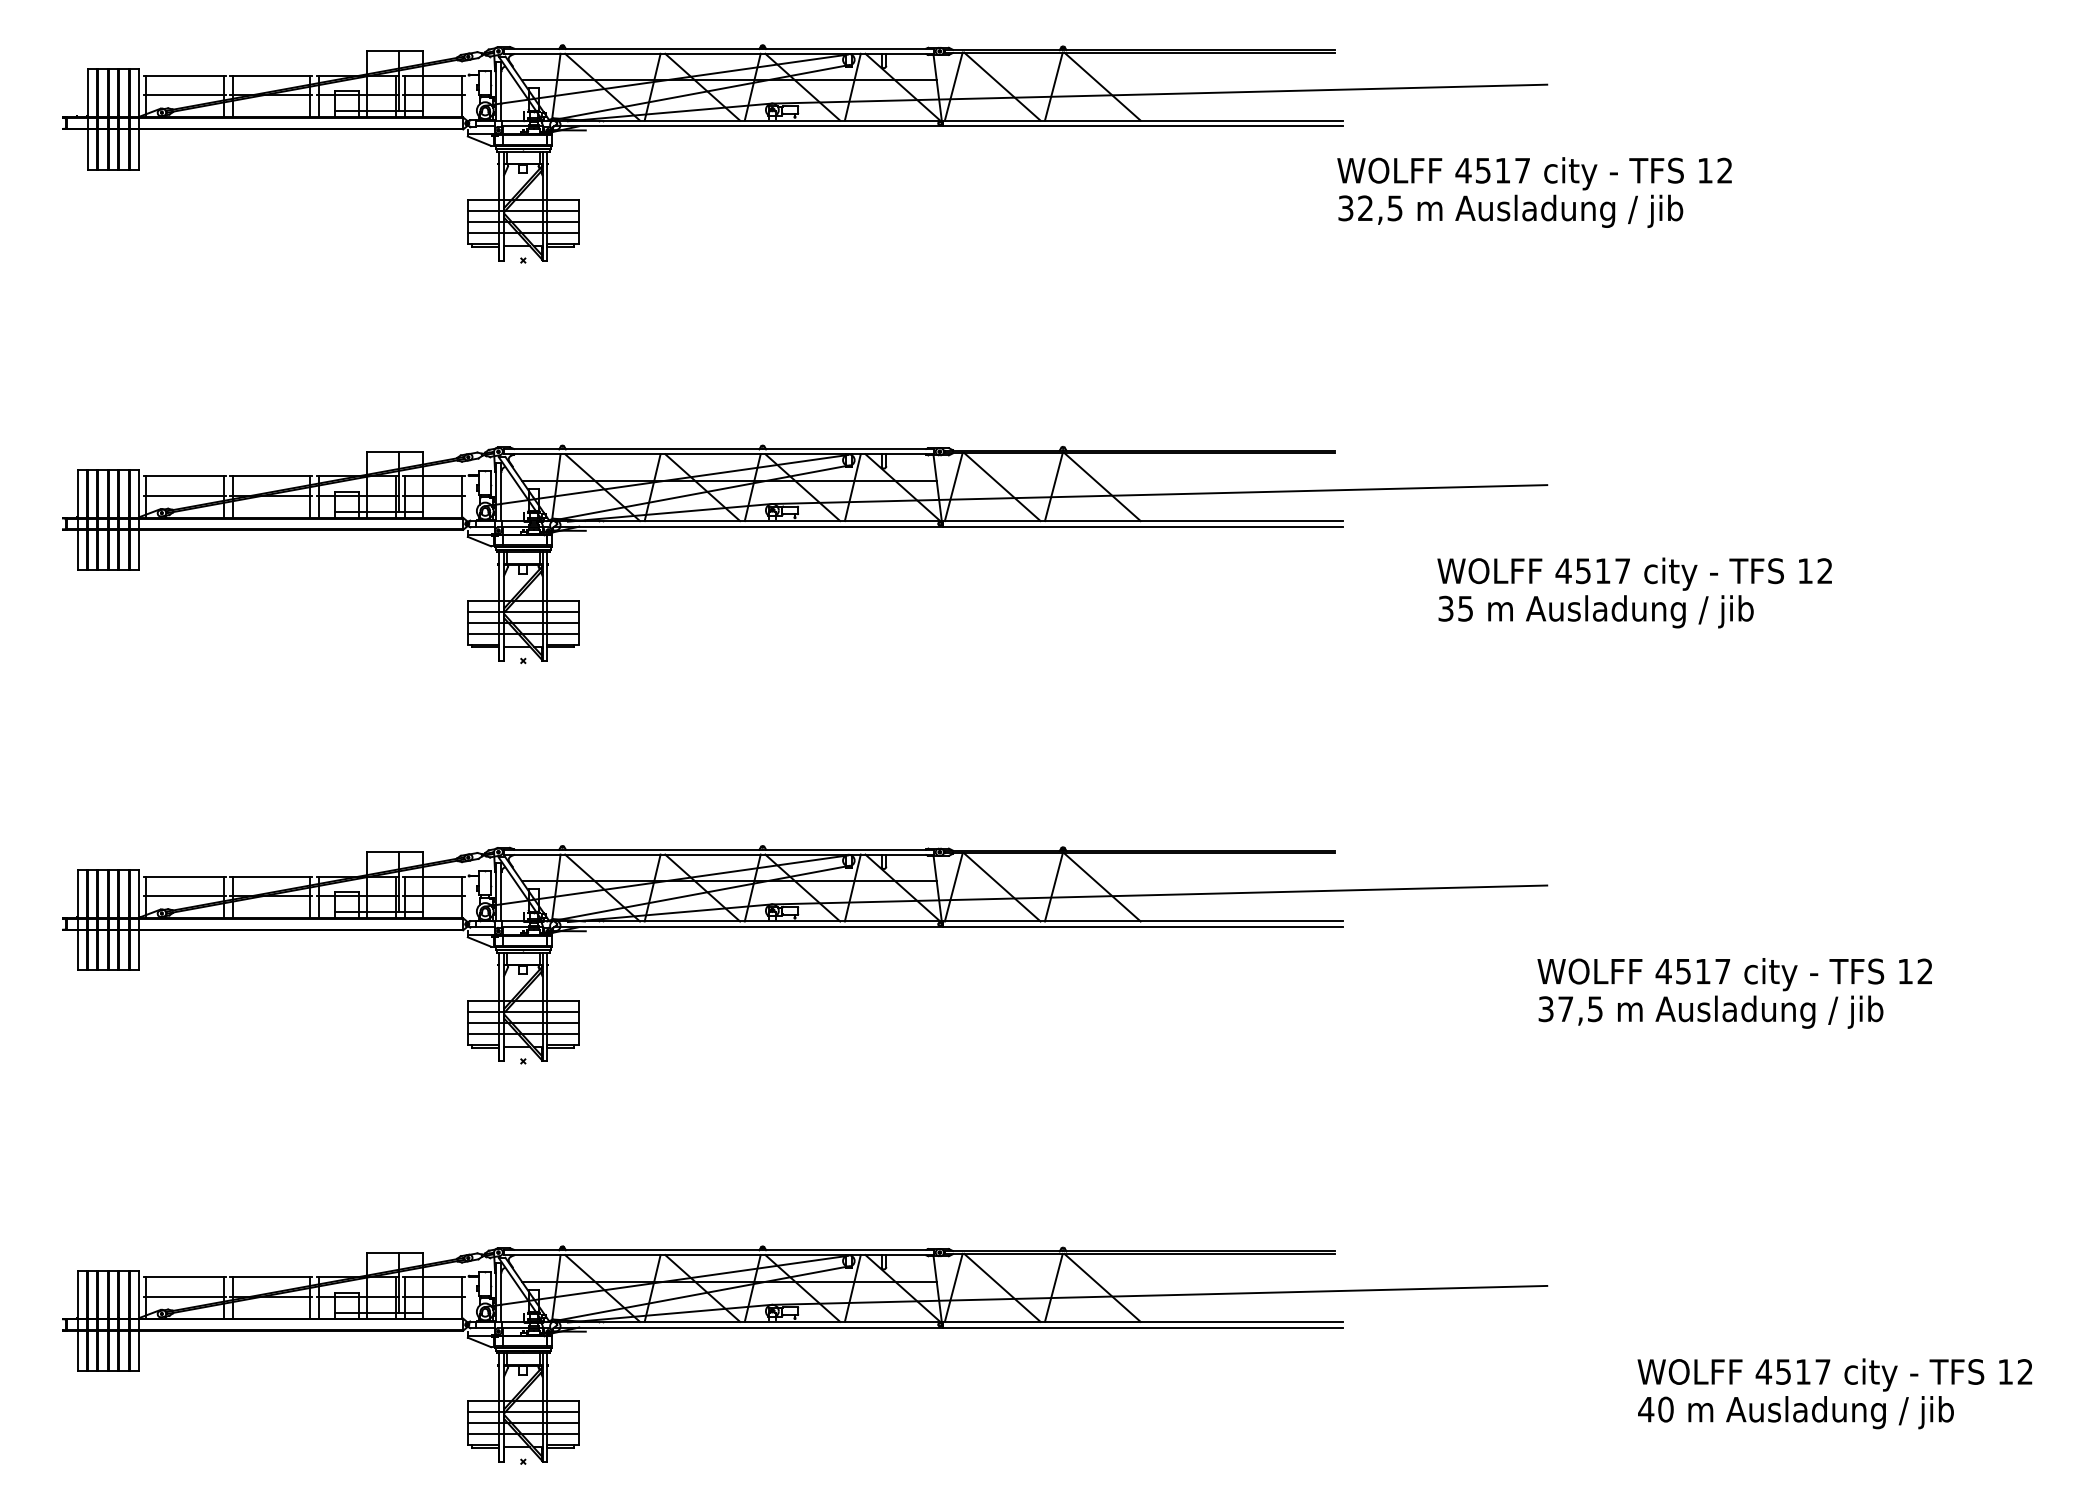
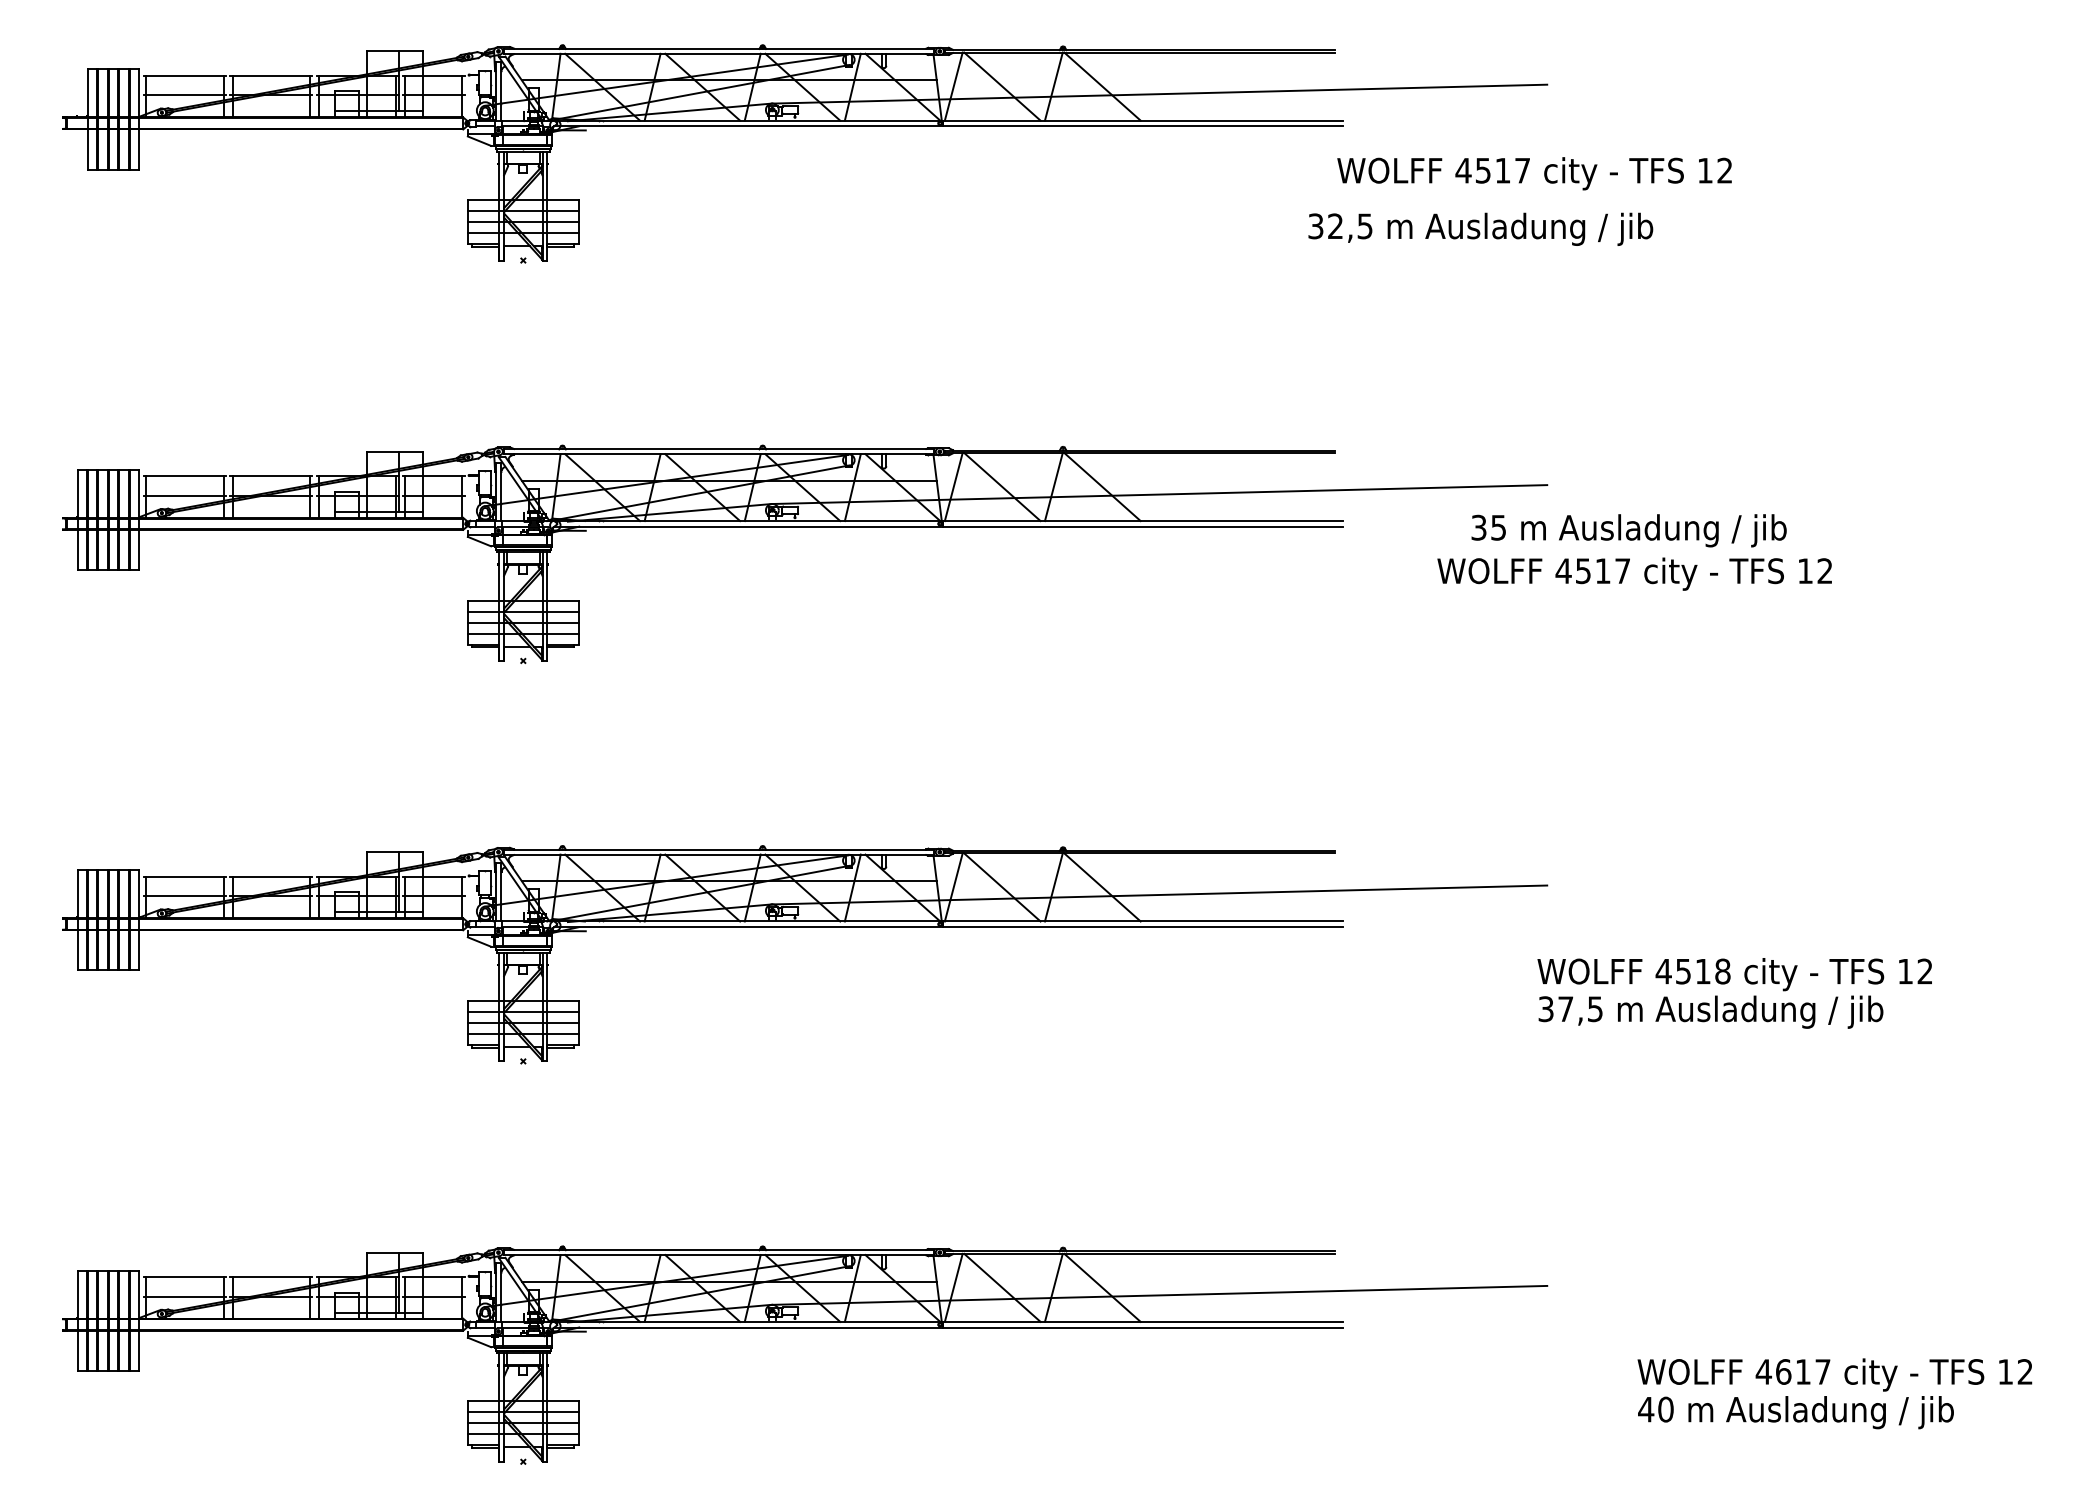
text position: (1510, 210) -> (1480, 228) (1480, 228)
text position: (1595, 611) -> (1628, 530) (1628, 530)
text: 4517 -> 4518 (1722, 971)
text: 4517 -> 4617 (1783, 1371)
